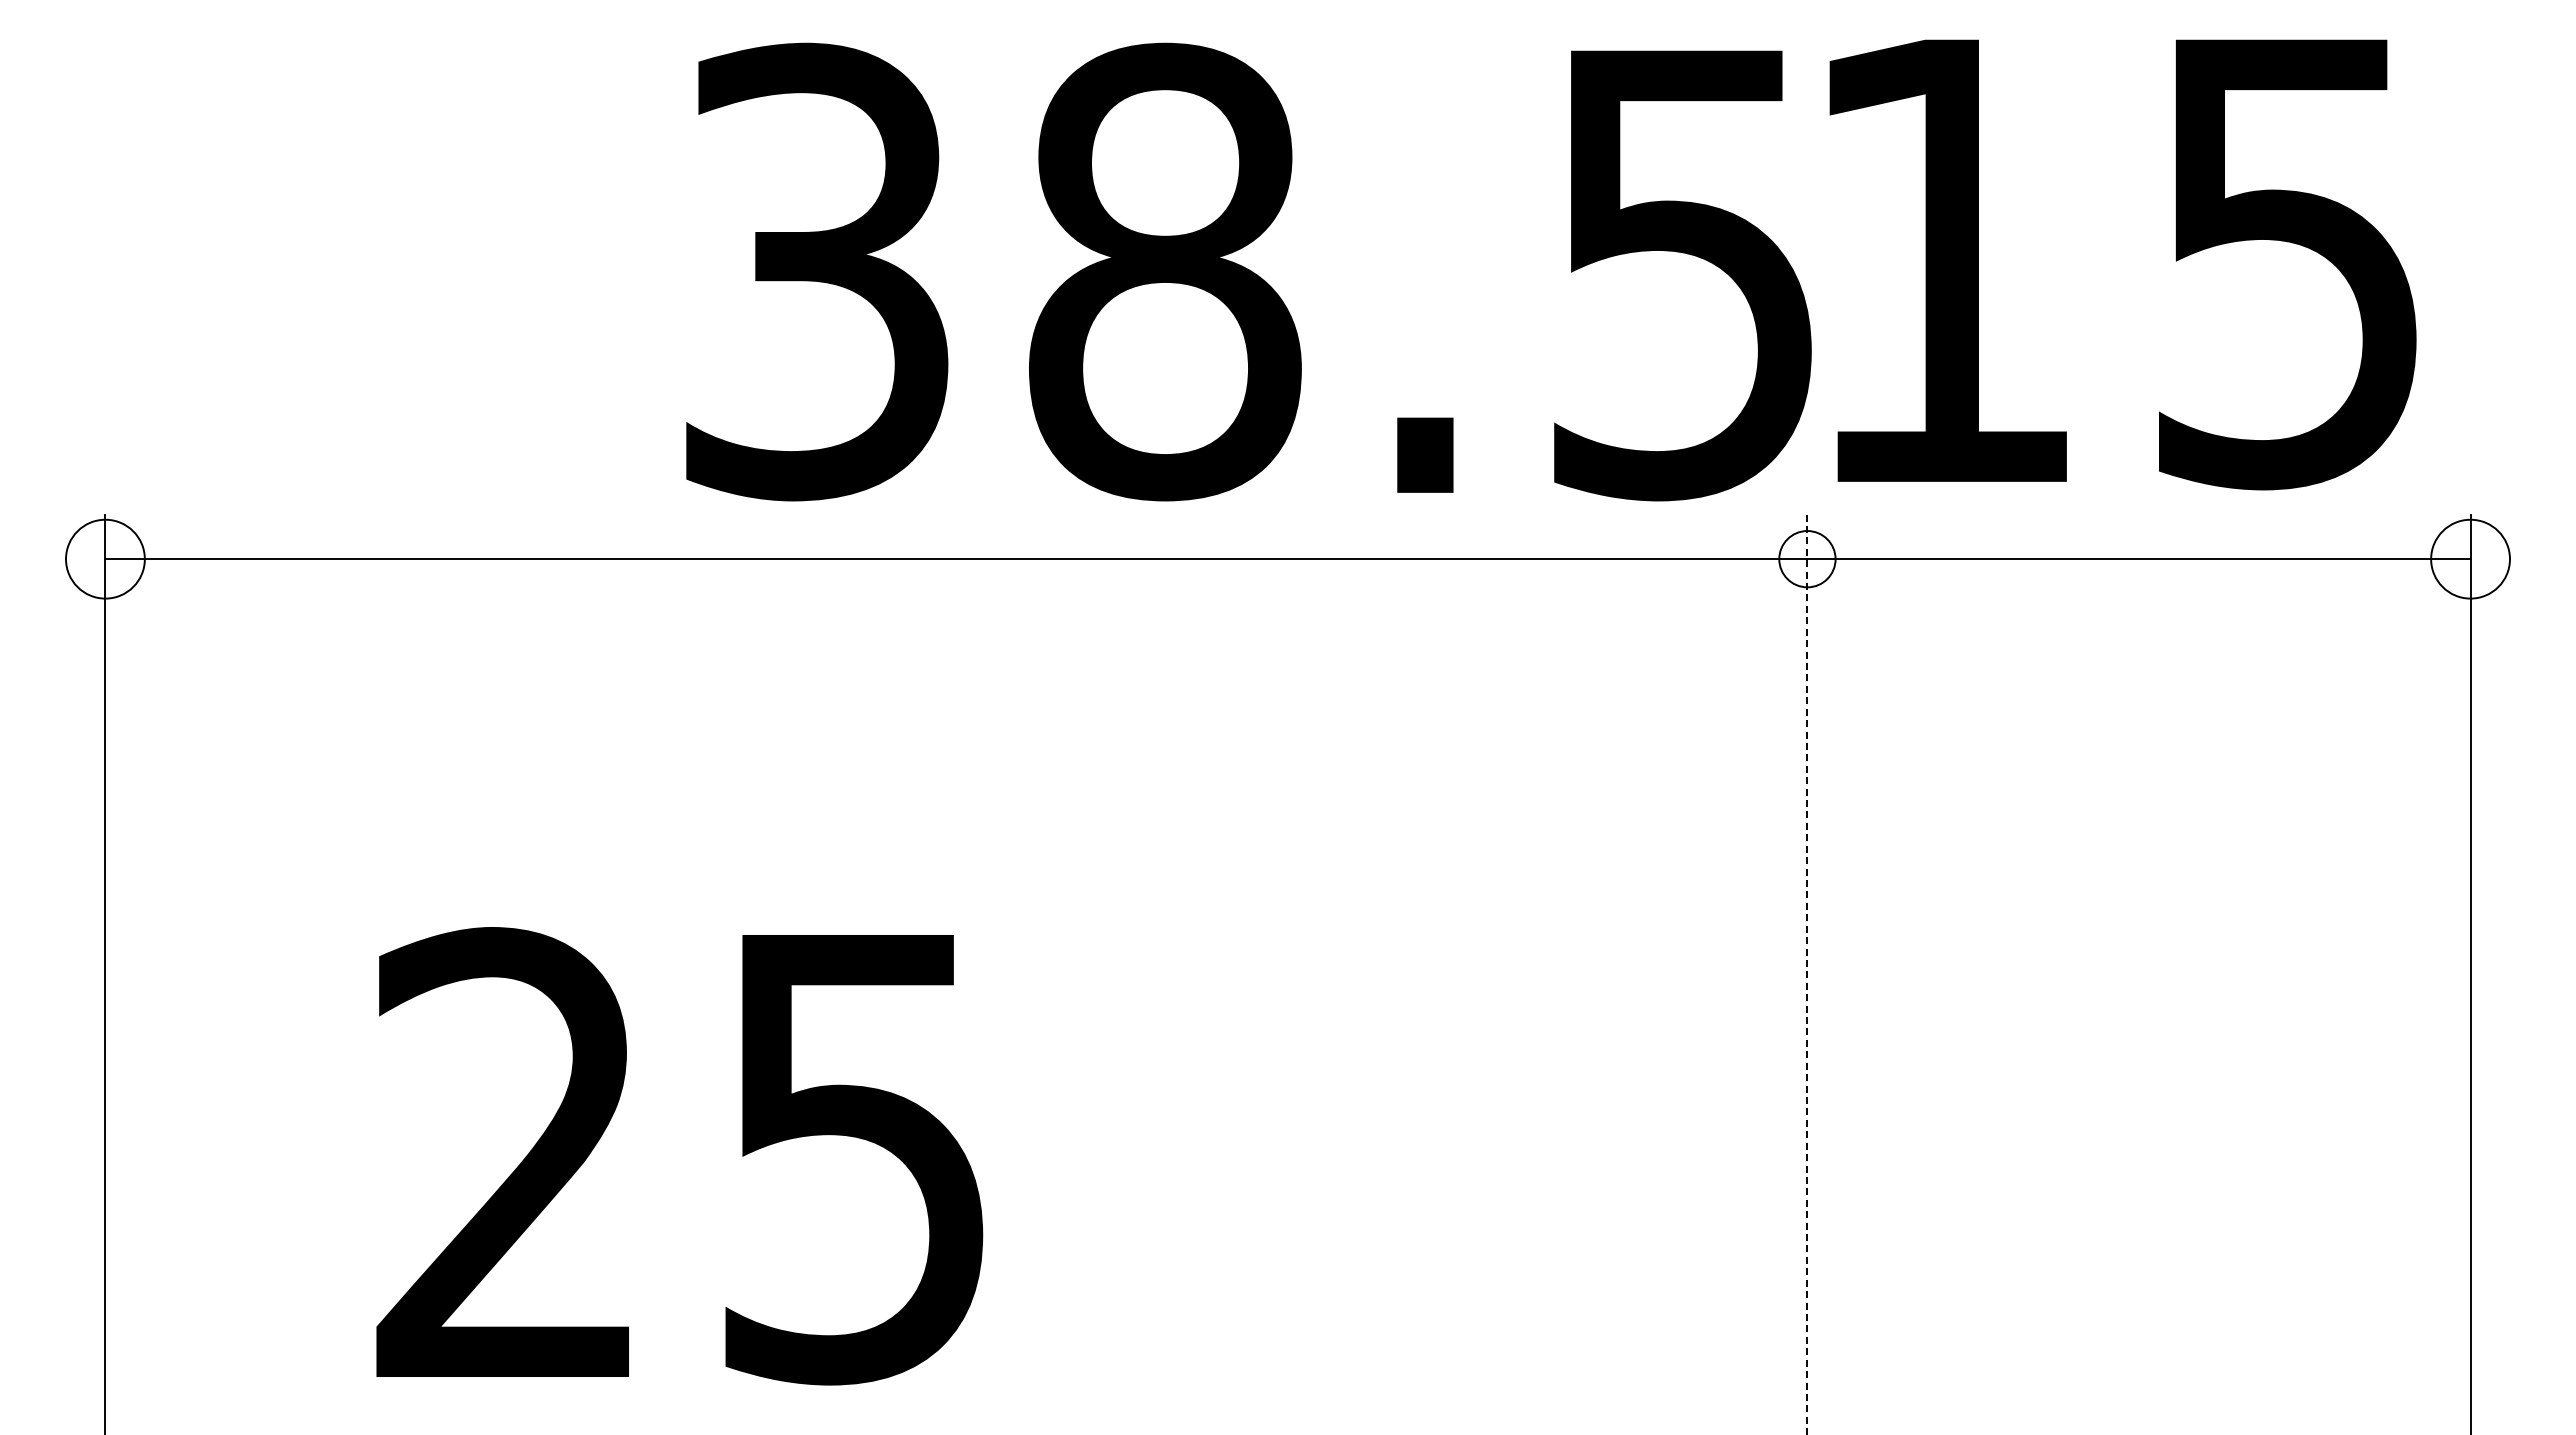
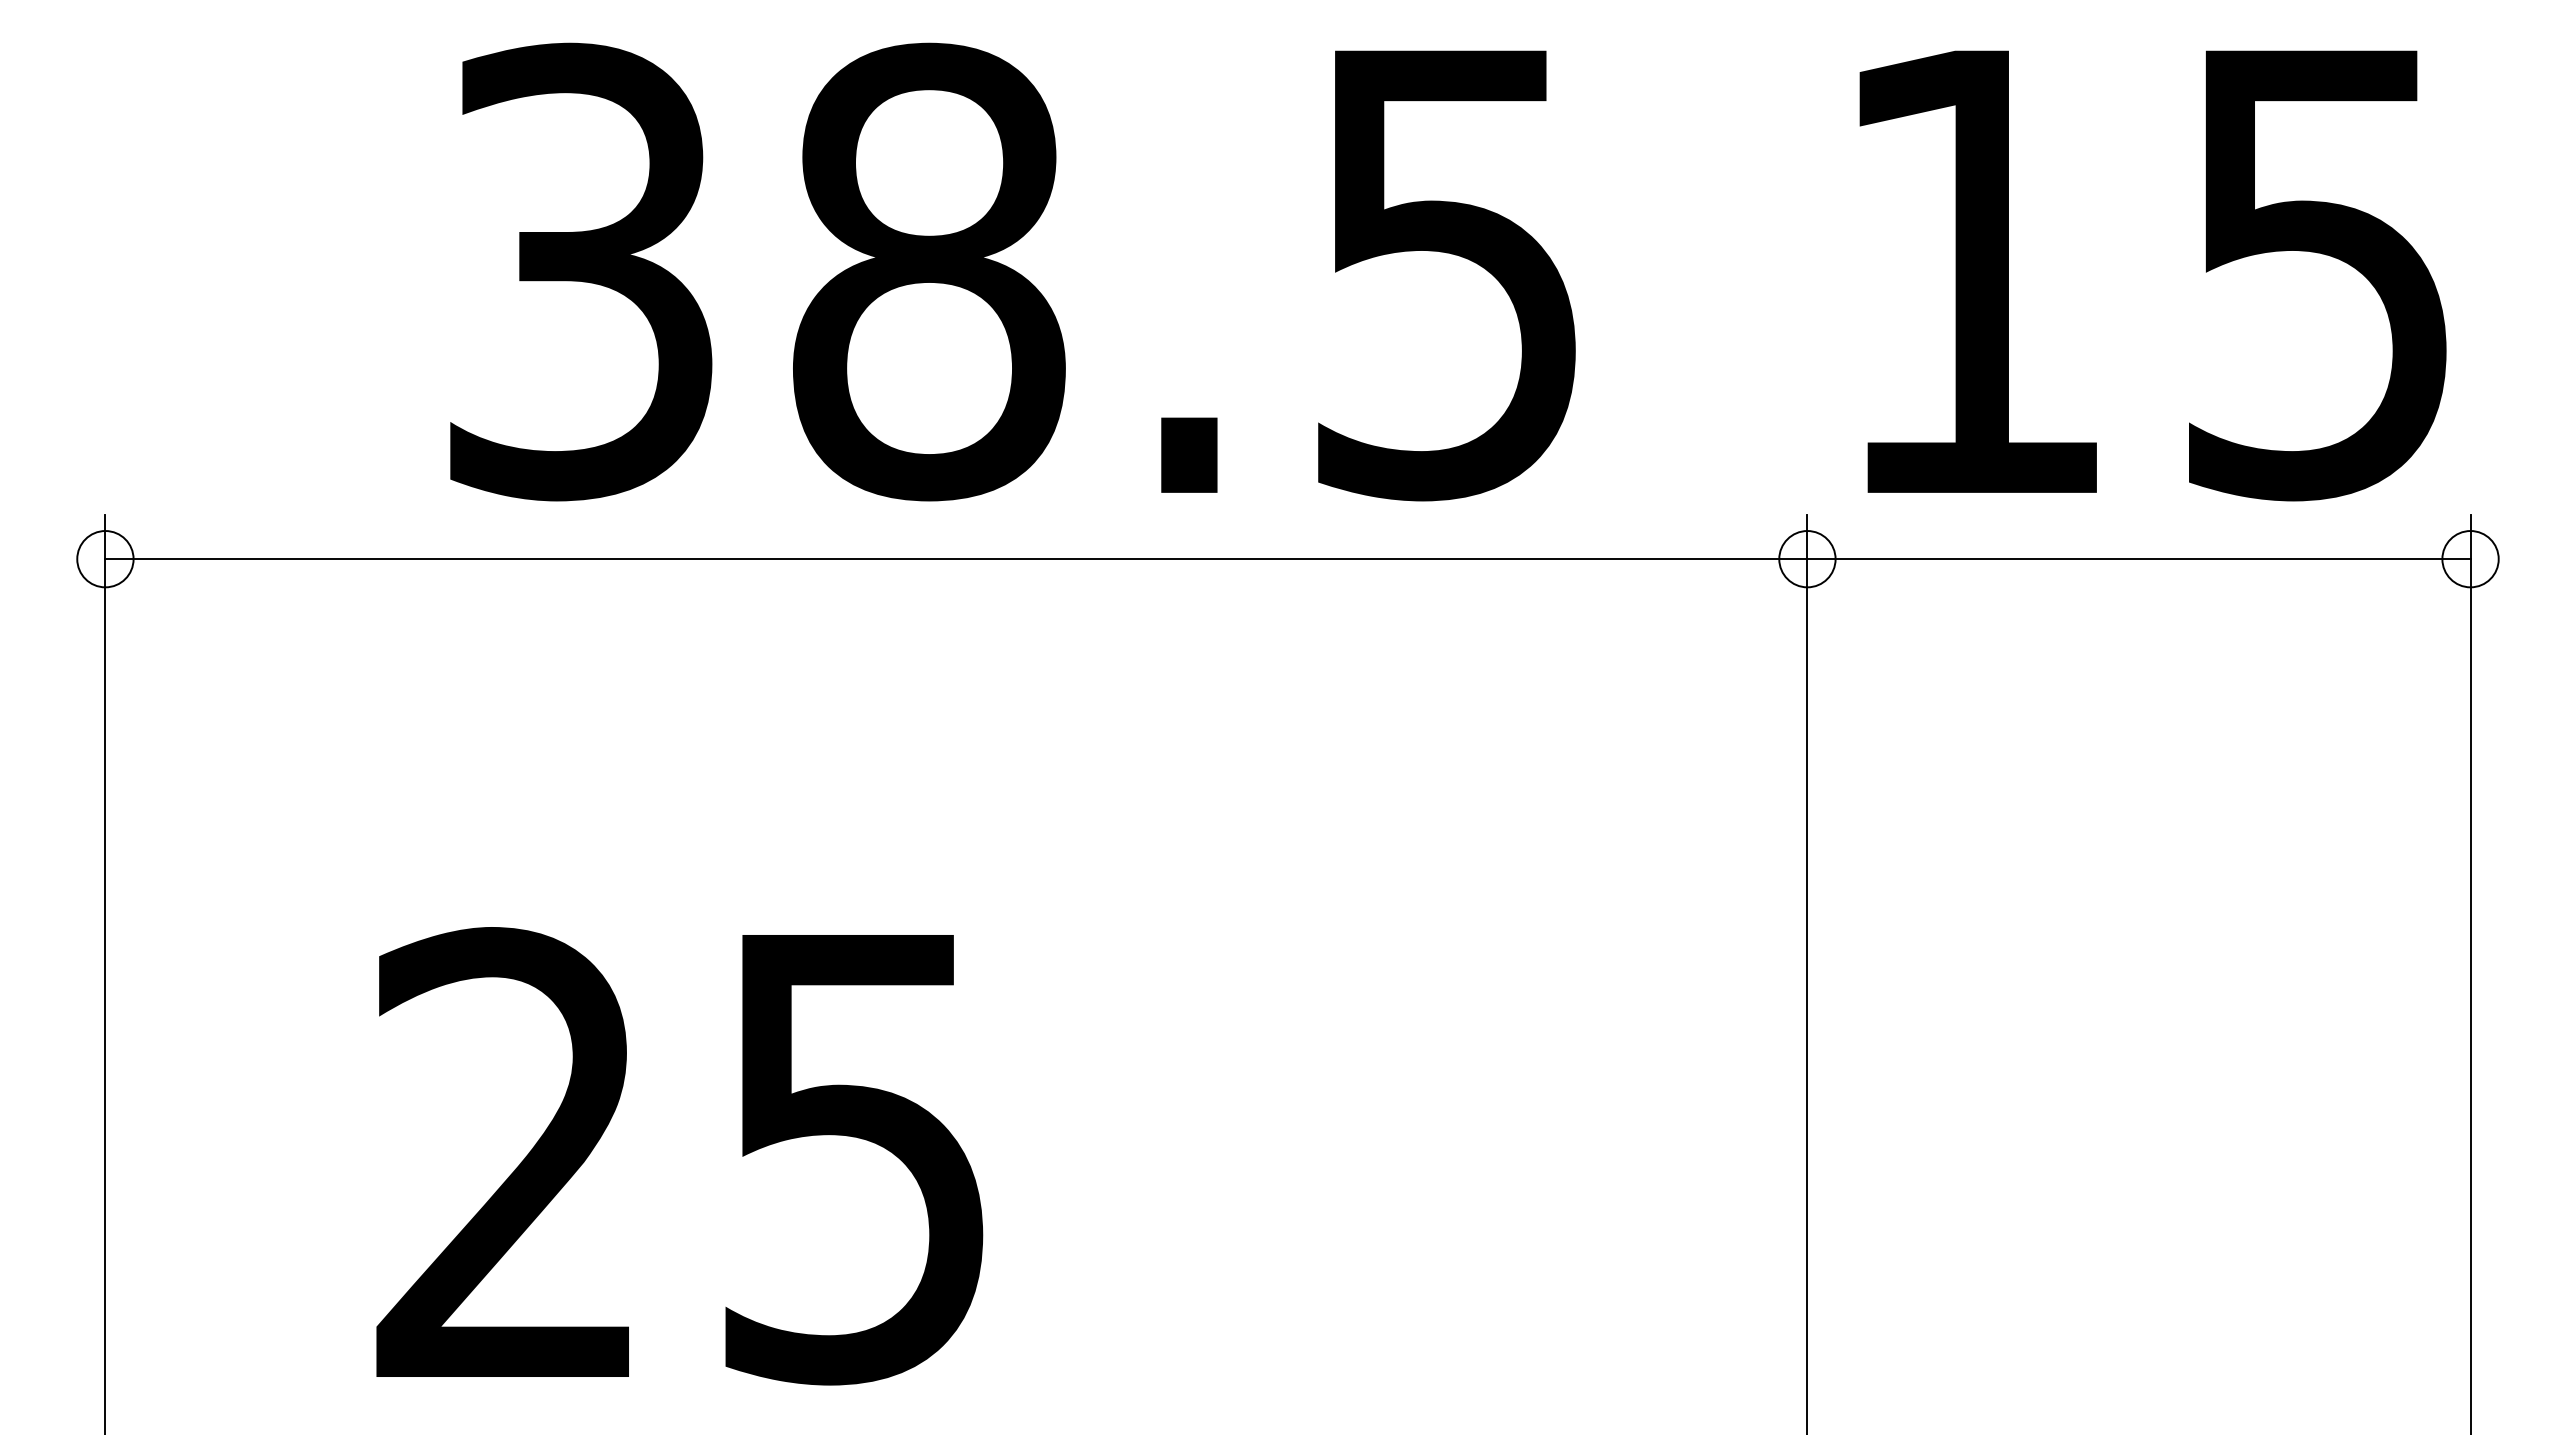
text position: (2122, 264) -> (2152, 275) (2152, 275)
text position: (1248, 271) -> (1012, 271) (1012, 271)
circle diameter: 79 px -> 56 px (105, 559)
circle diameter: 79 px -> 56 px (2470, 559)
line: dashed -> solid (1807, 974)
